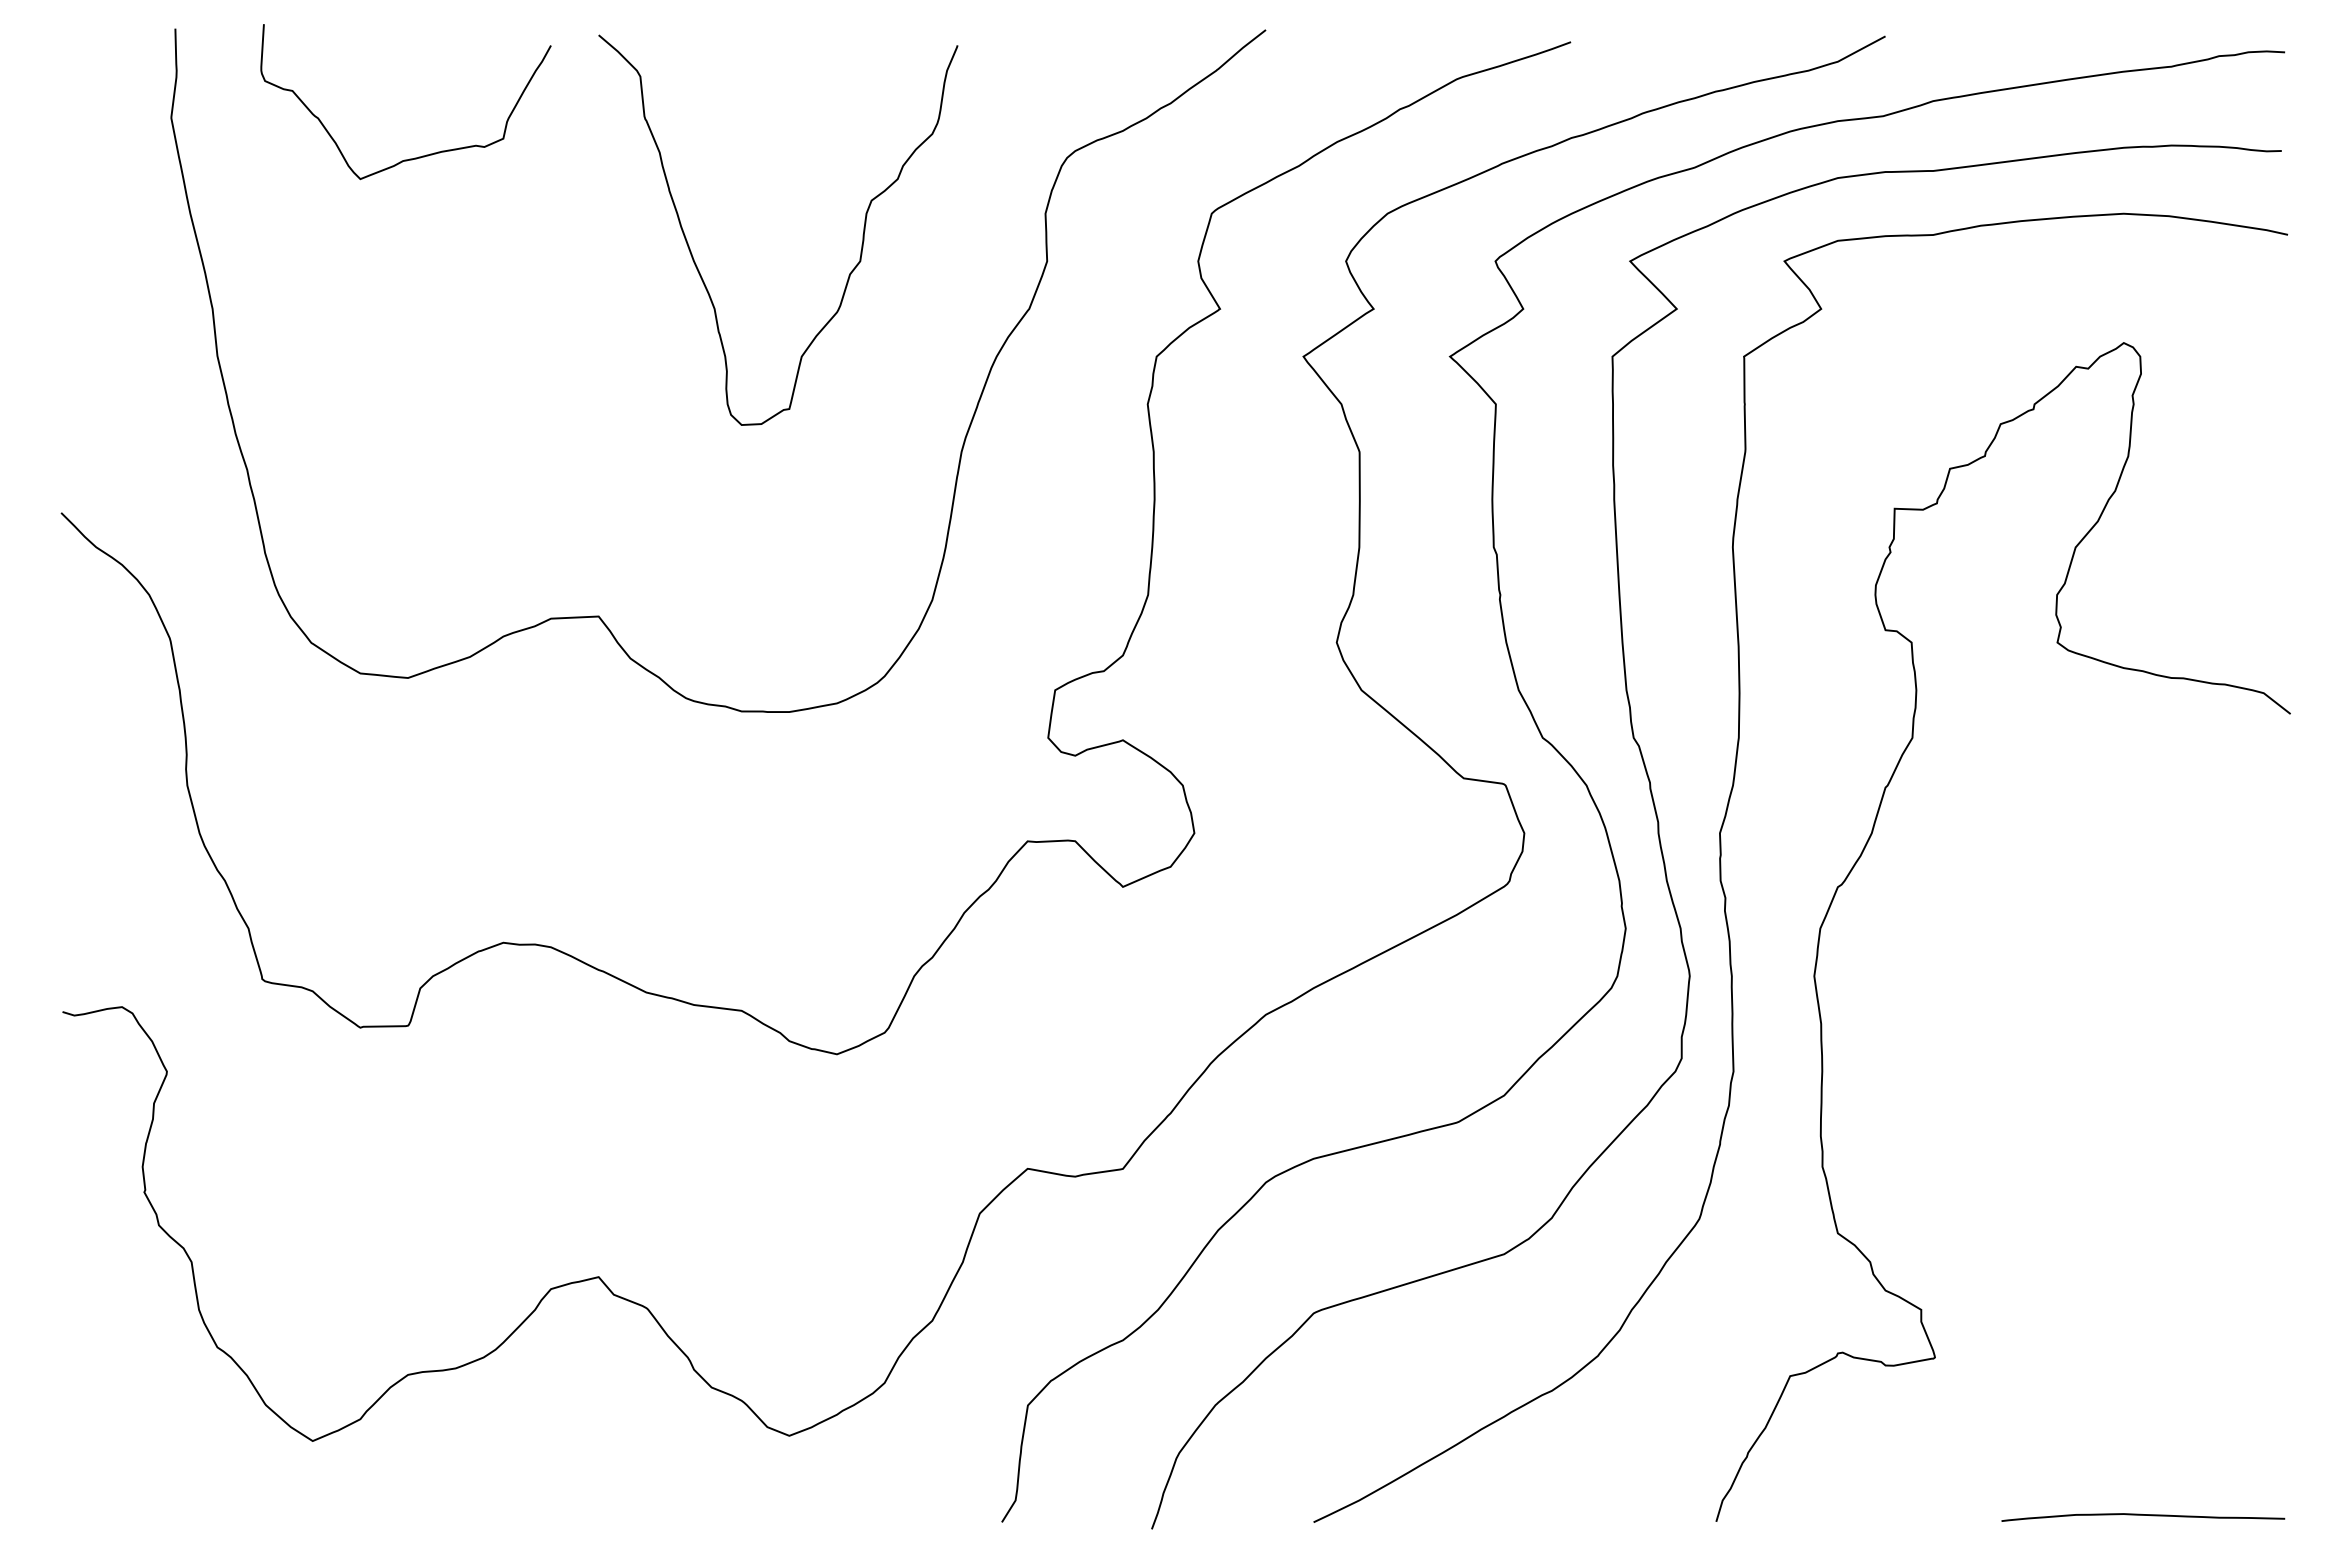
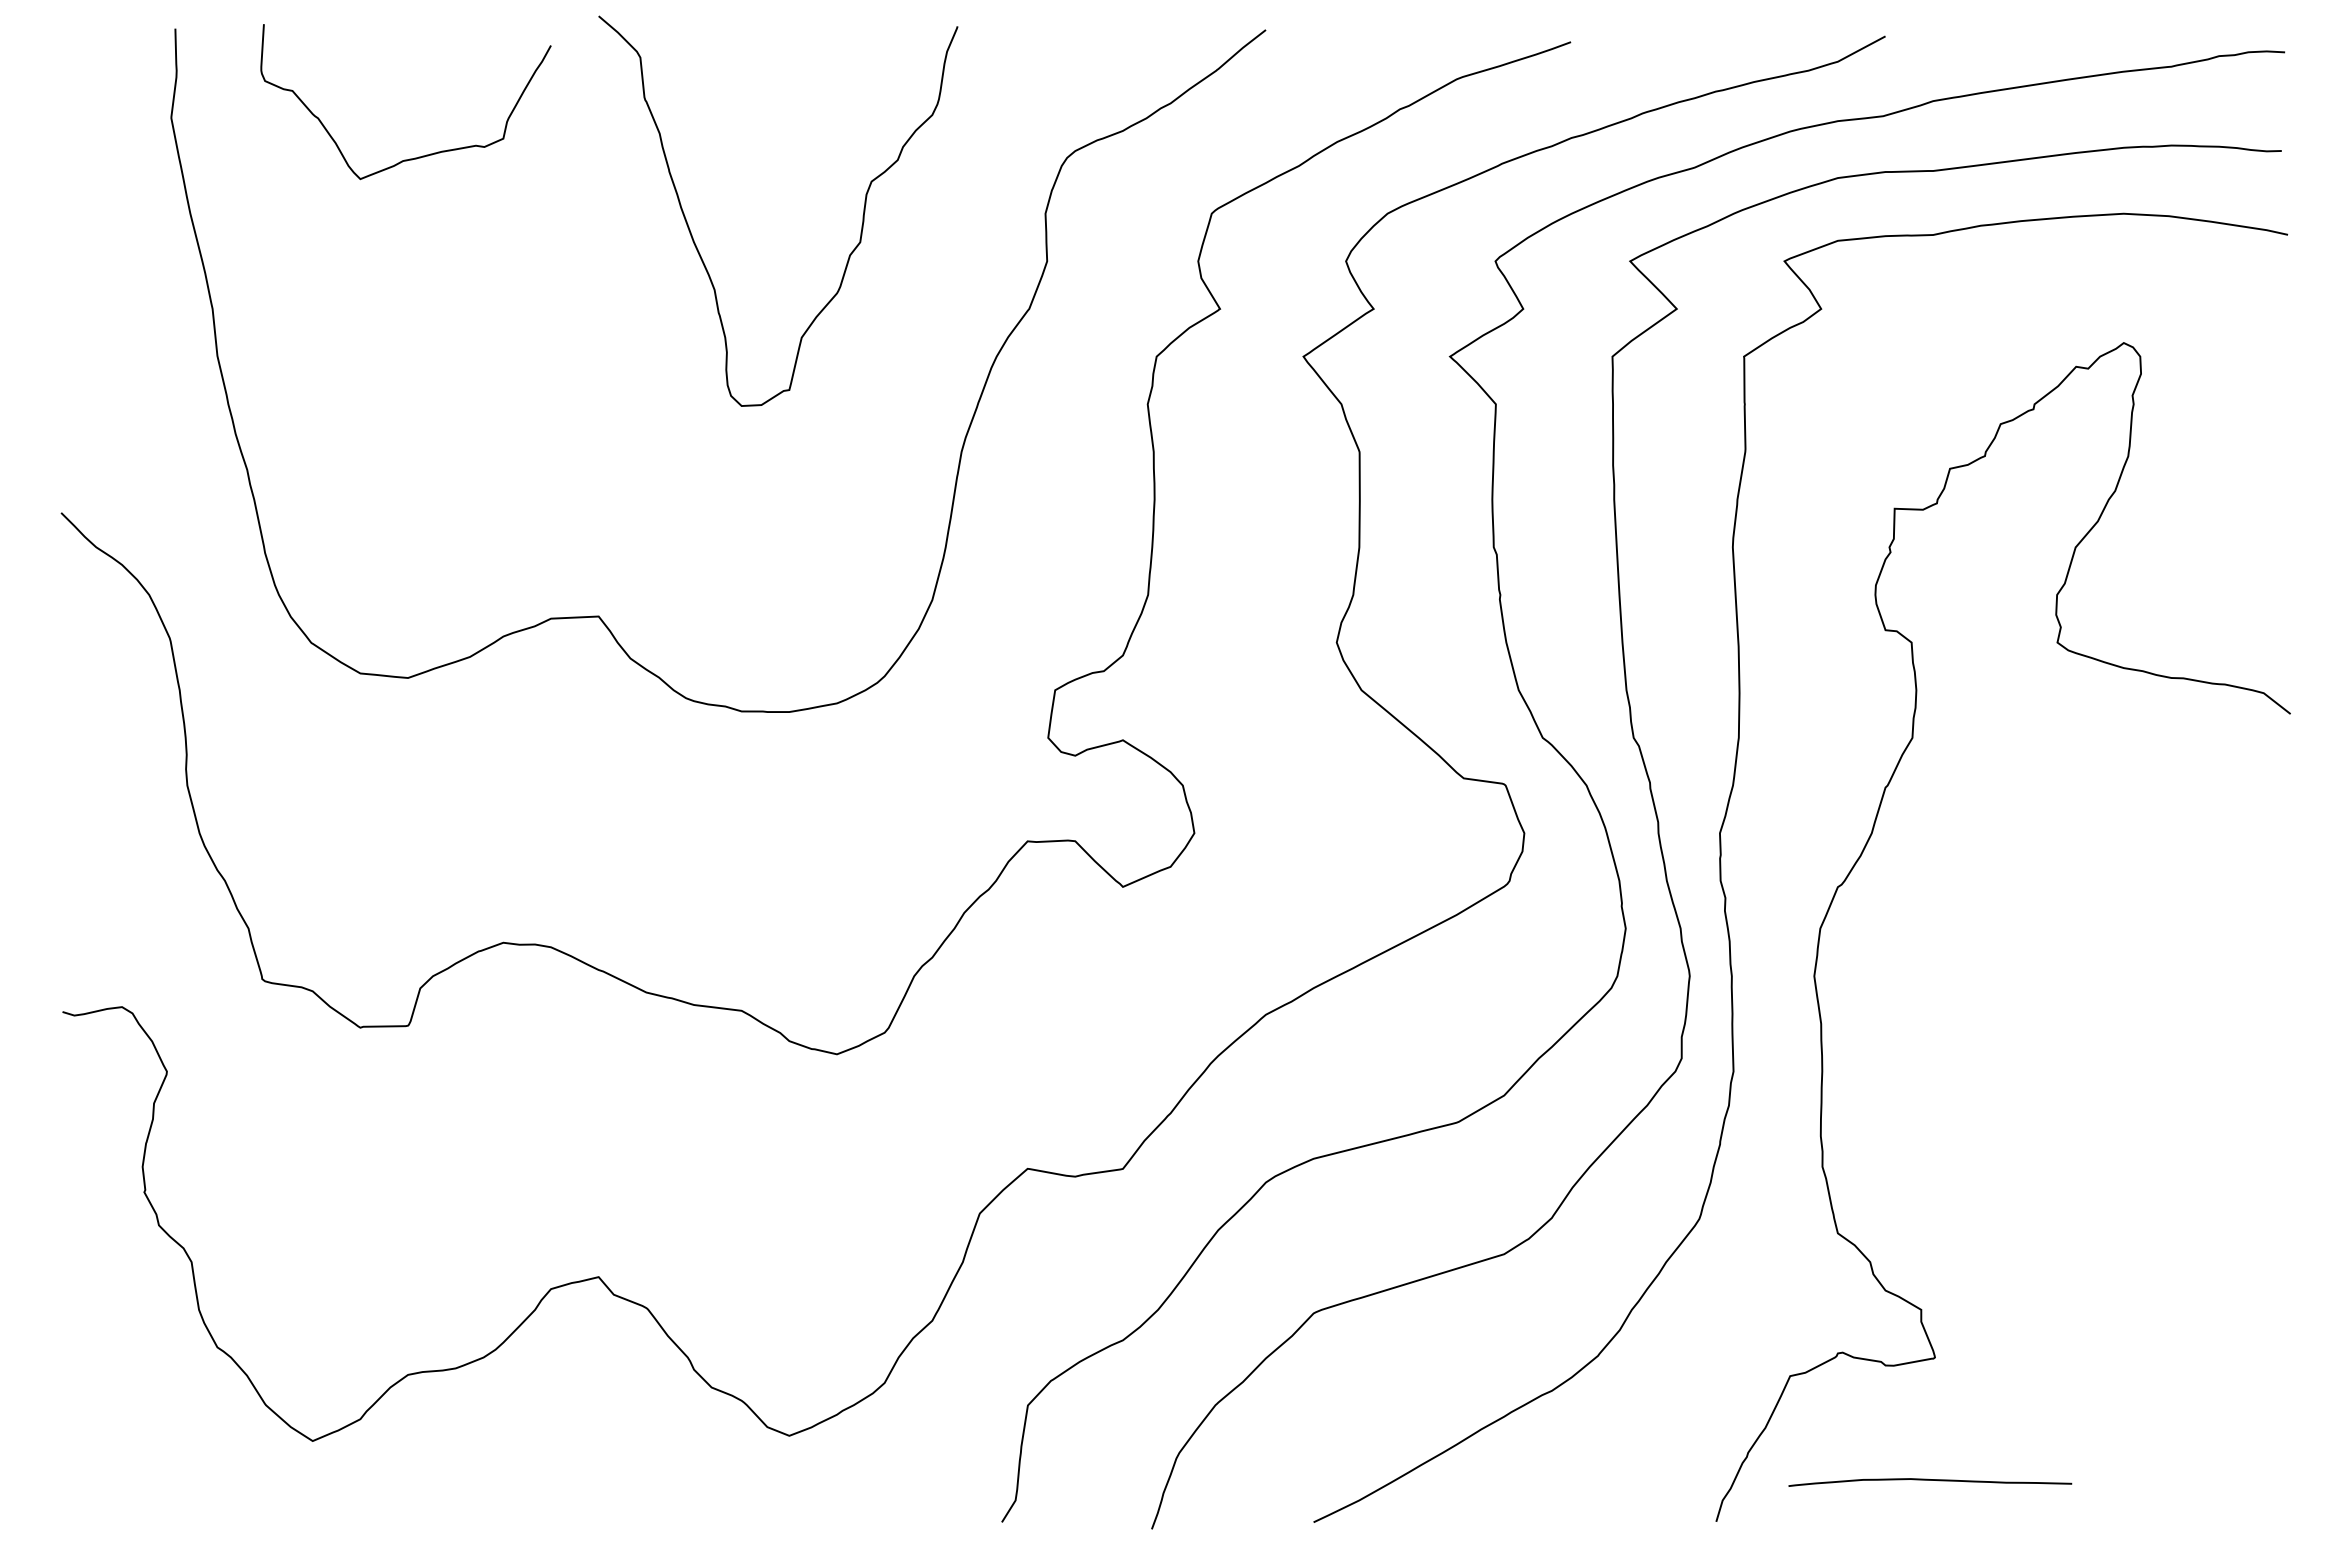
curve position: (849, 273) -> (849, 254) (849, 254)
curve position: (2143, 1515) -> (1930, 1480) (1930, 1480)
